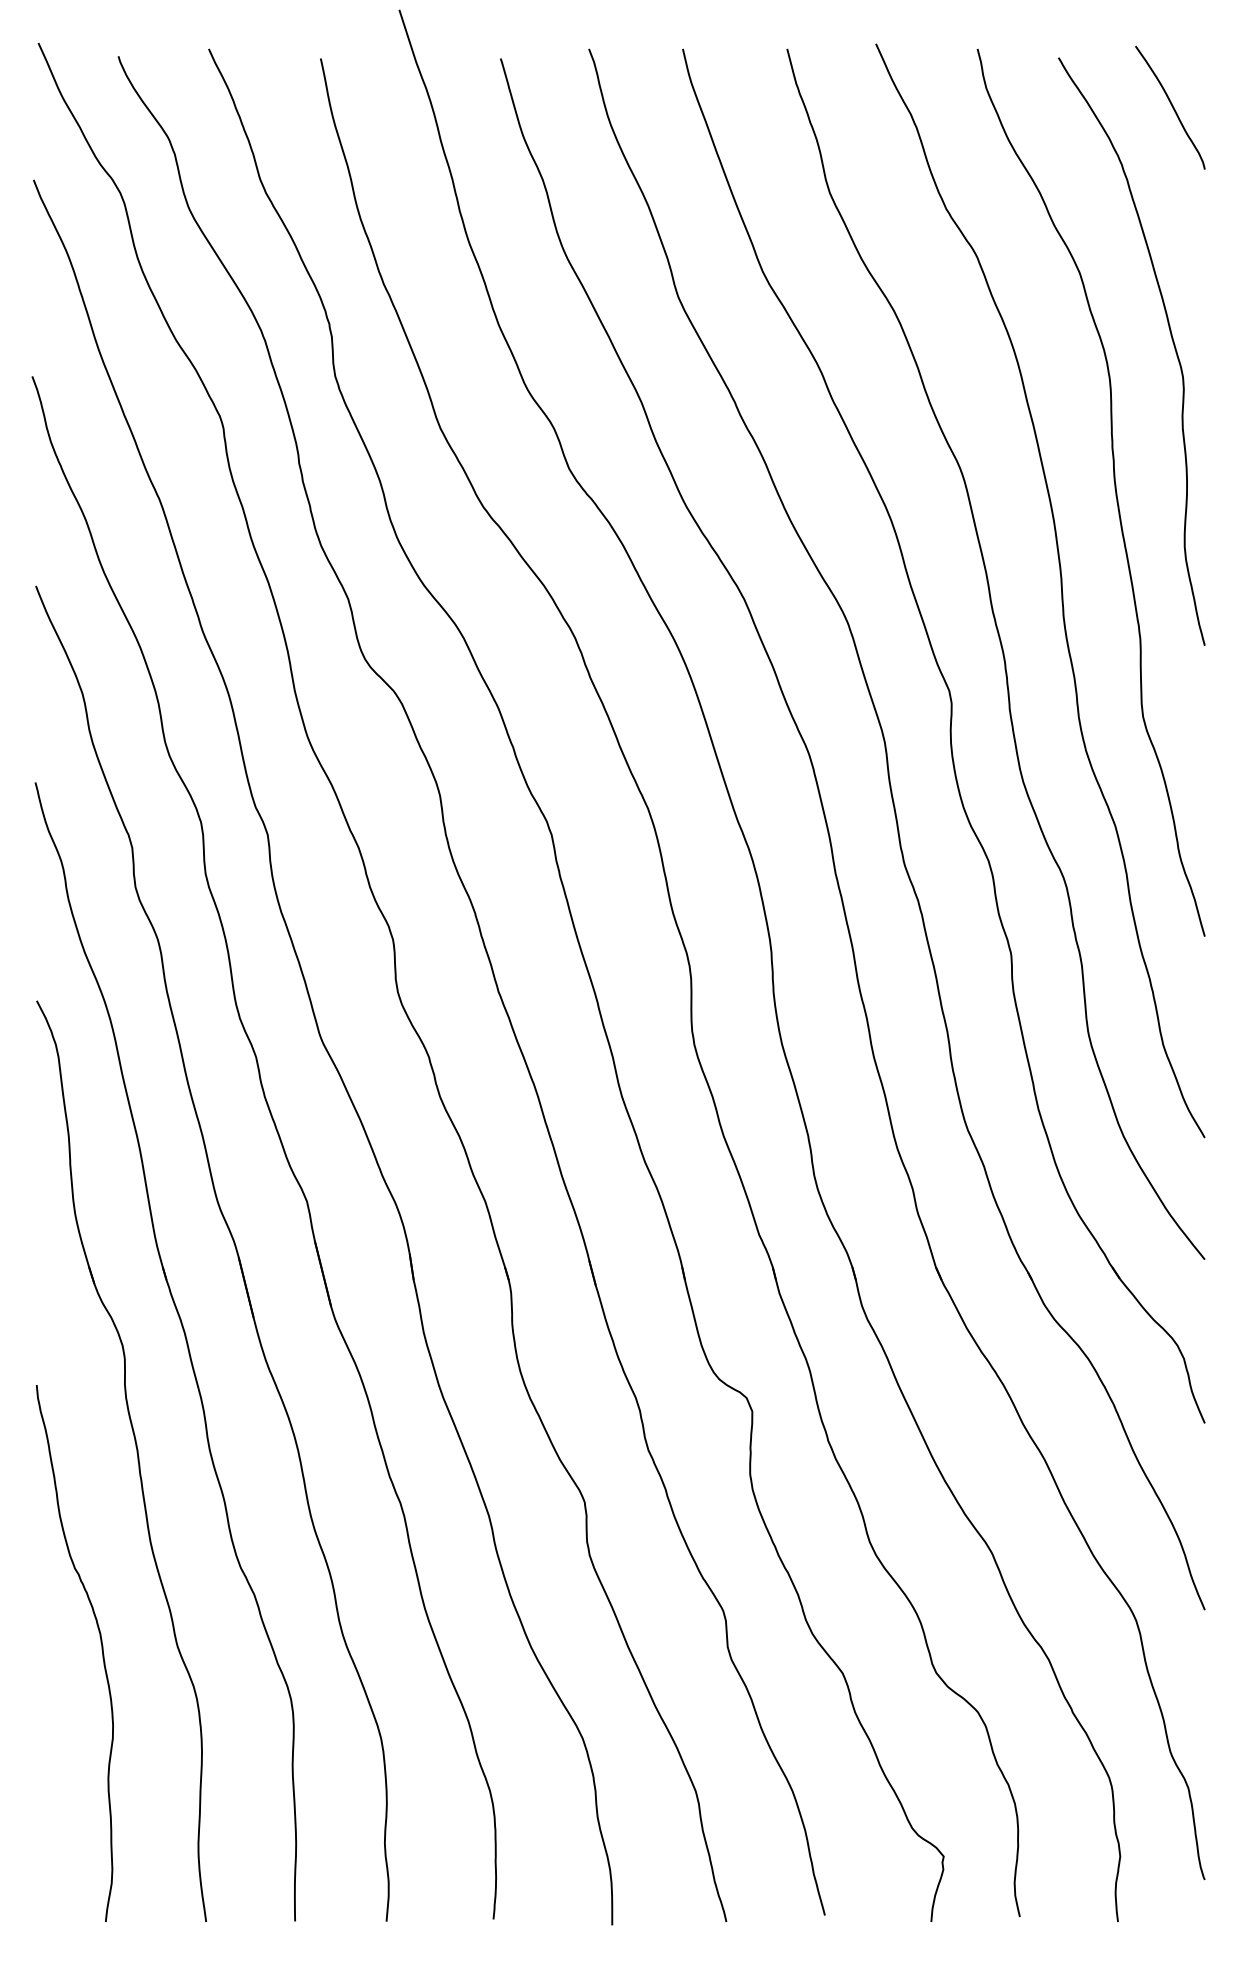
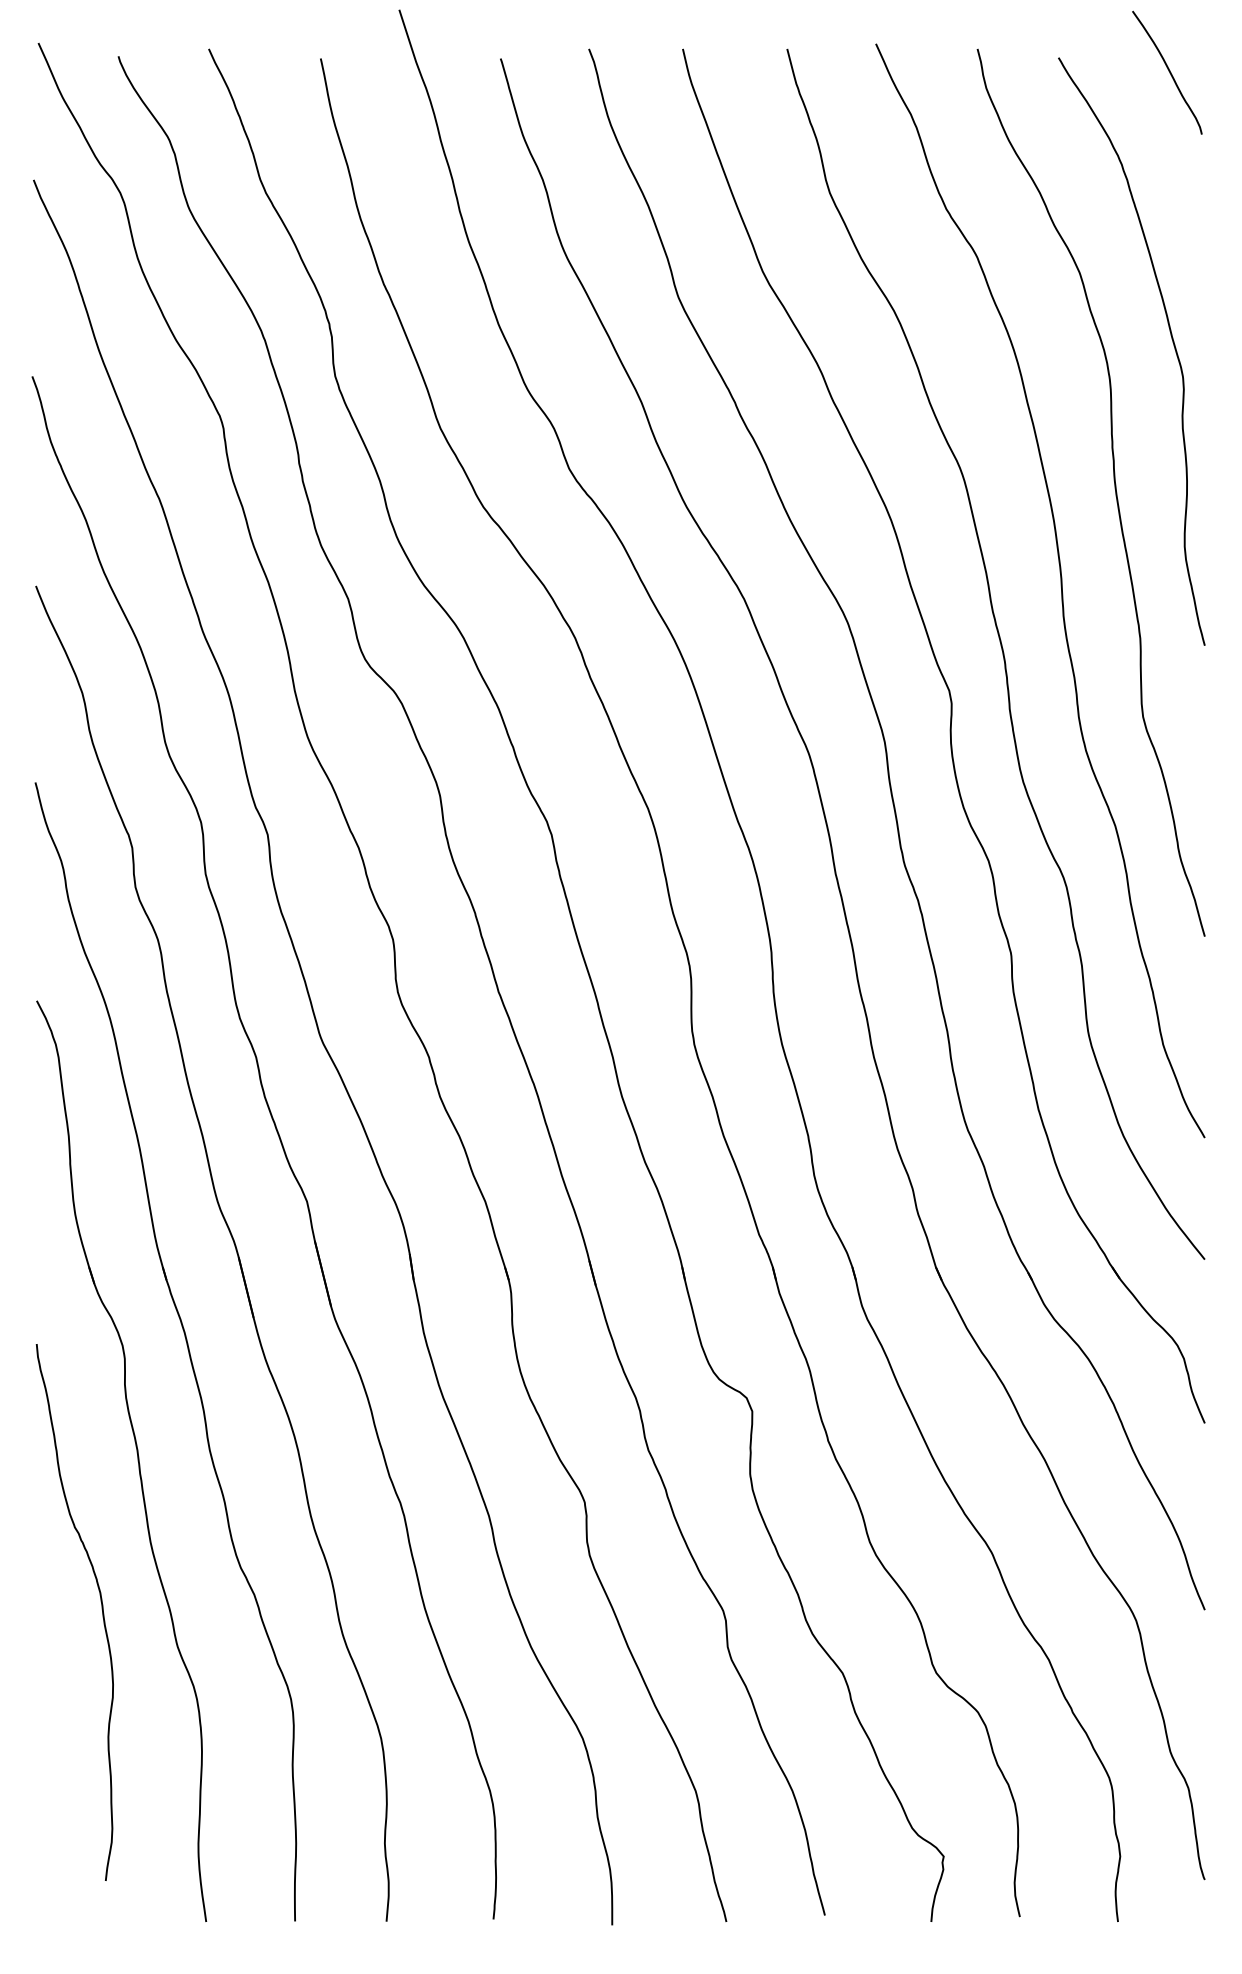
curve position: (1171, 106) -> (1168, 71) (1168, 71)
curve position: (101, 1650) -> (101, 1609) (101, 1609)
